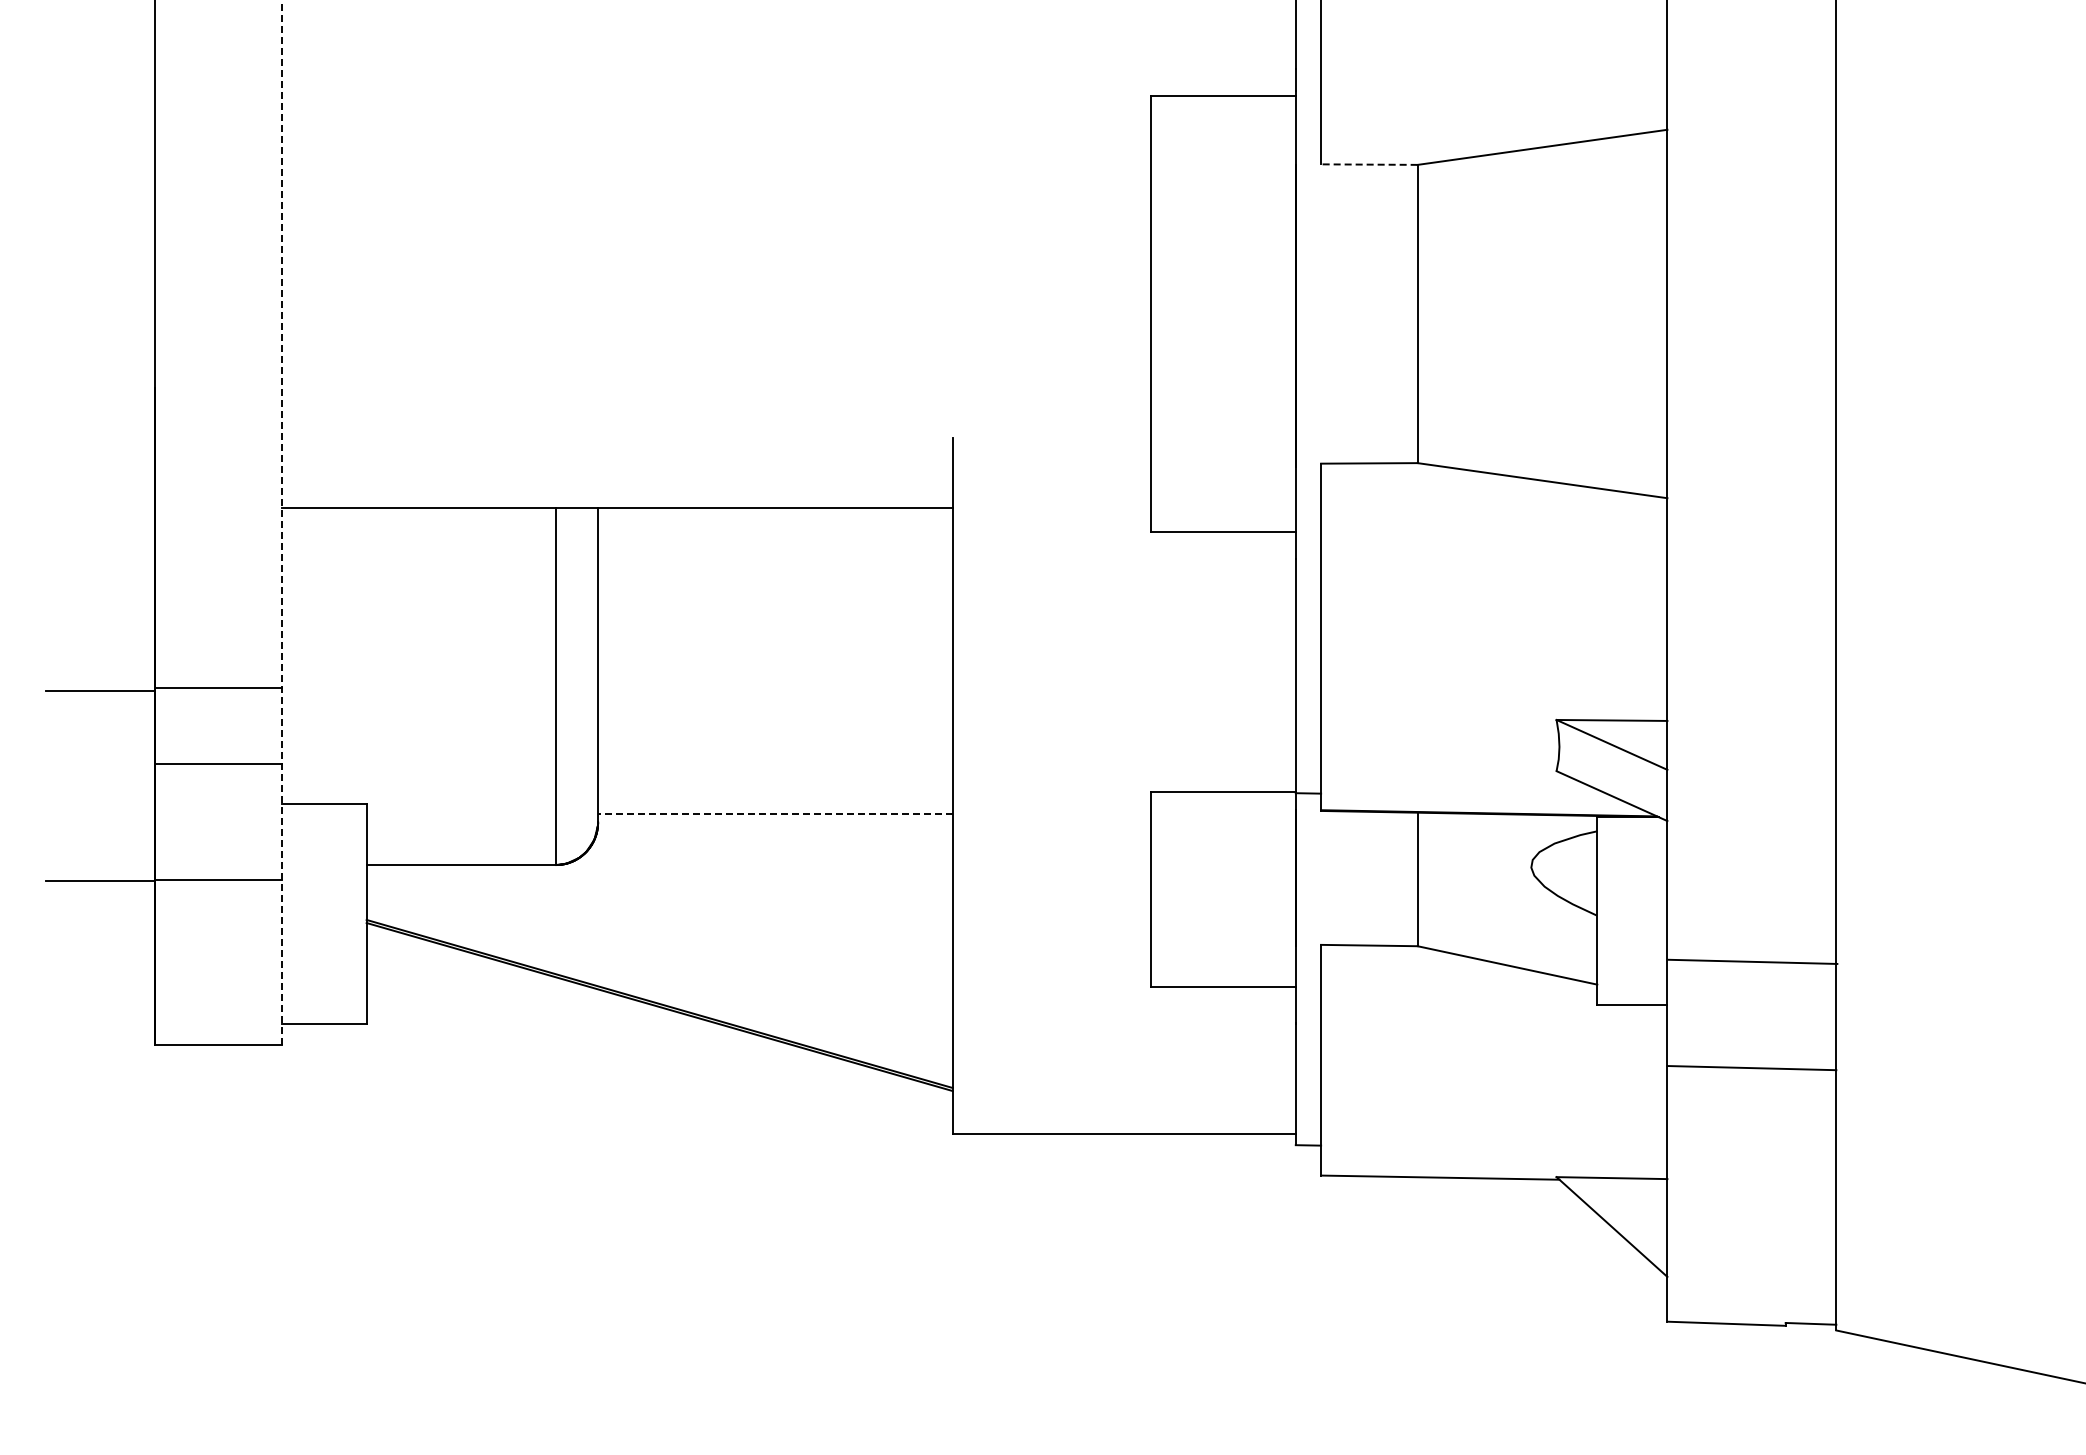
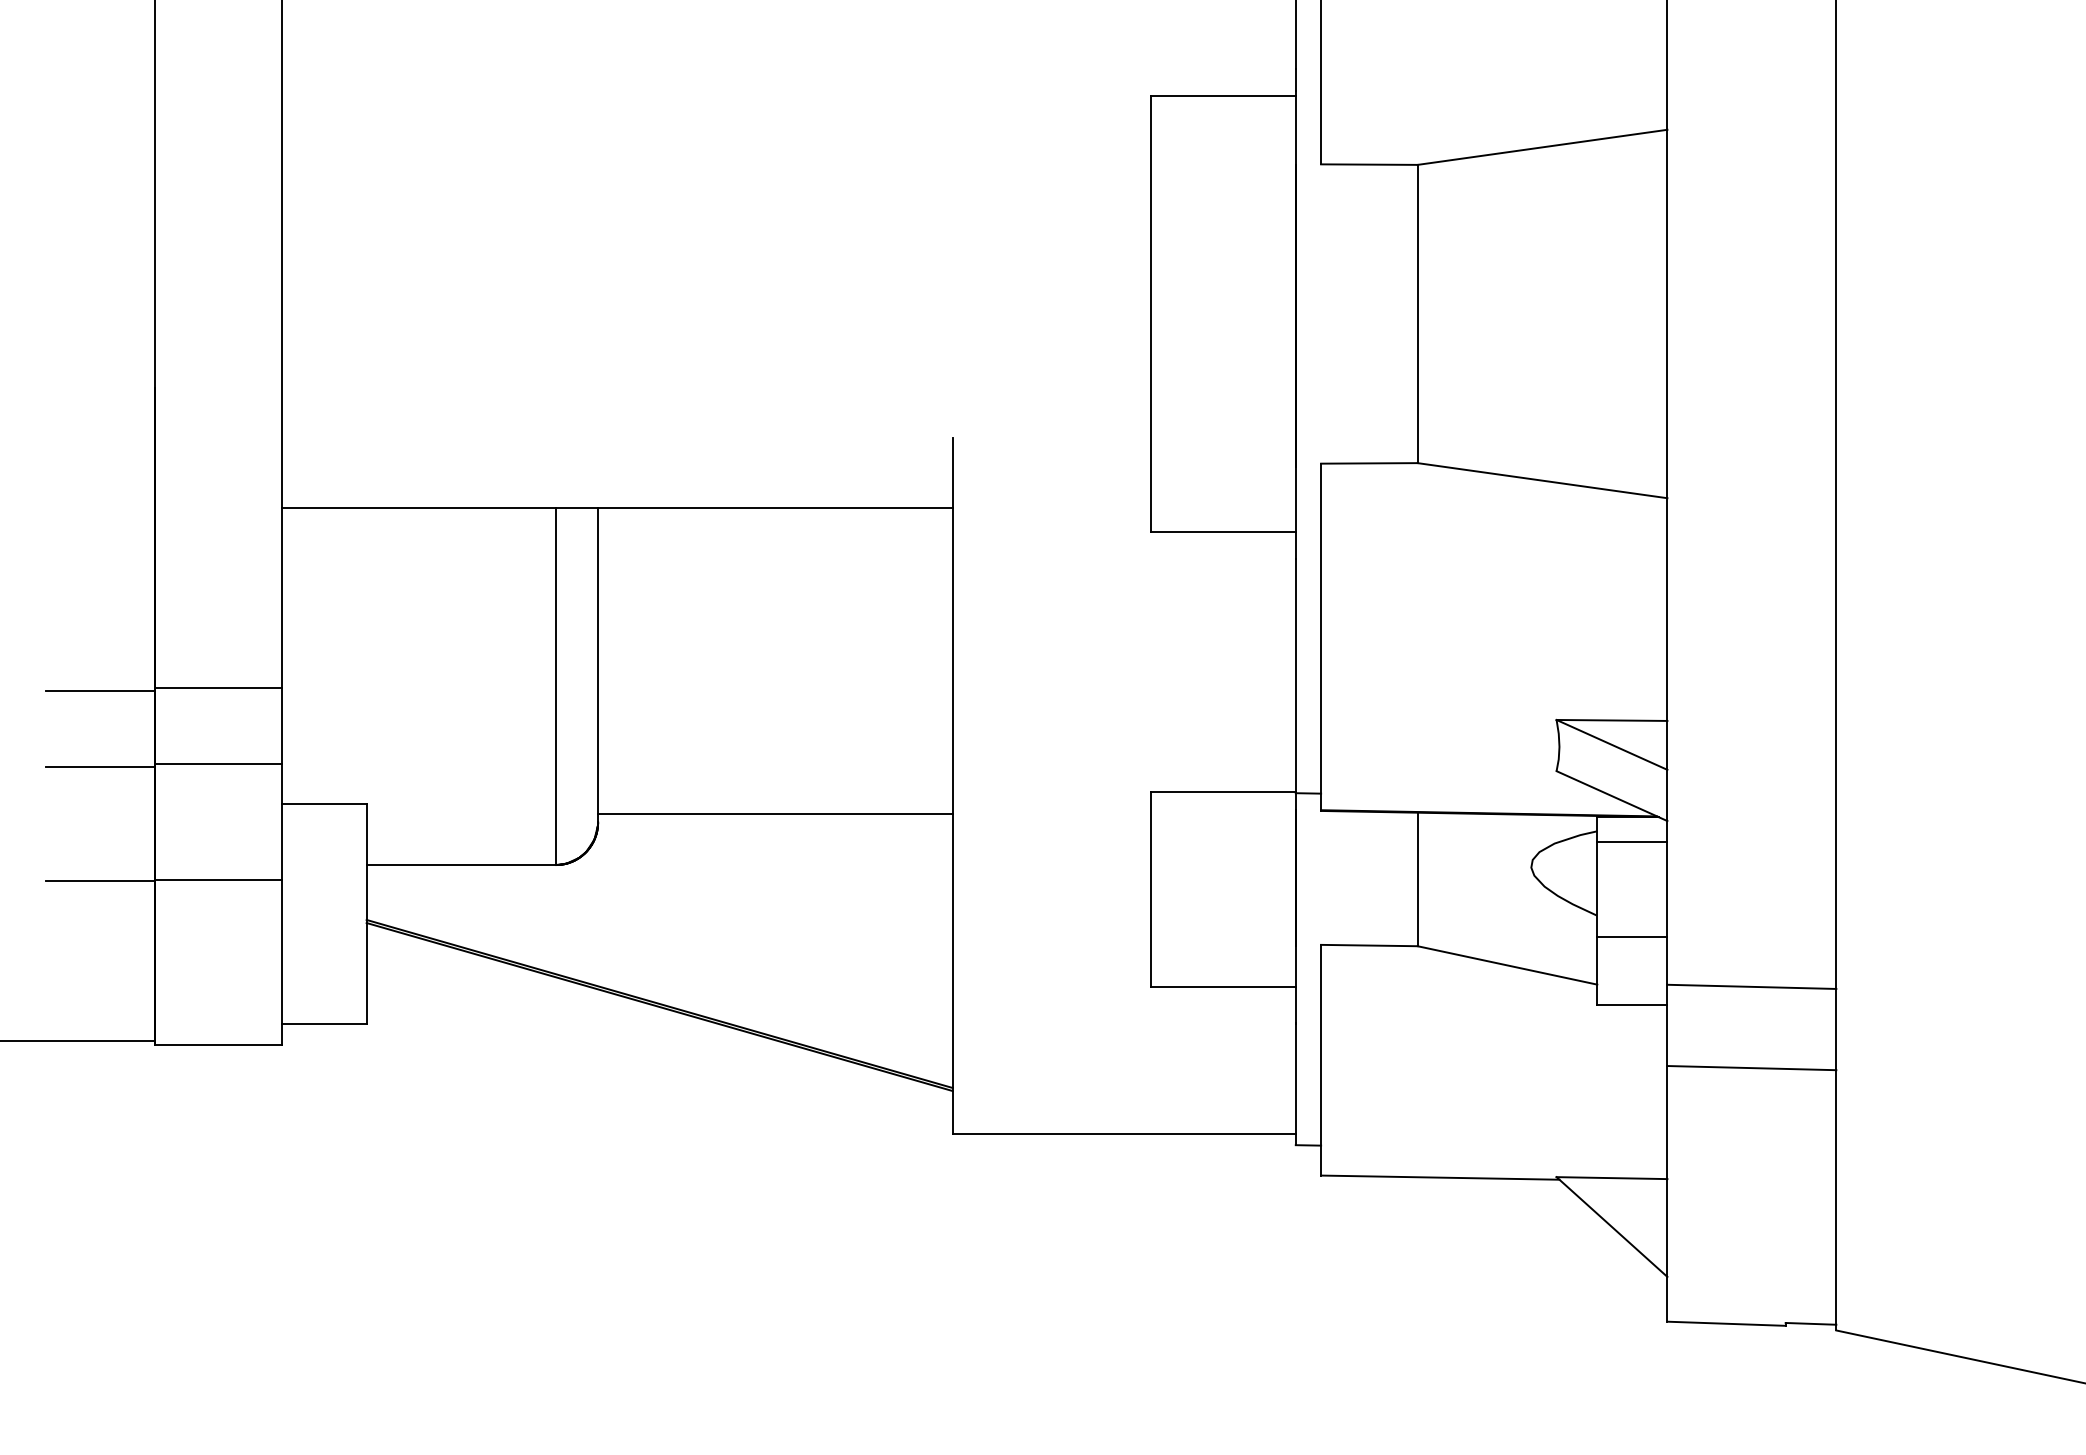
line: dashed -> solid (1368, 164)
line: dashed -> solid (282, 522)
line: none -> present (100, 766)
line: dashed -> solid (774, 813)
line: none -> present (1632, 842)
line: none -> present (1632, 936)
line position: (1752, 961) -> (1751, 986) (1751, 986)
line: none -> present (78, 1041)
